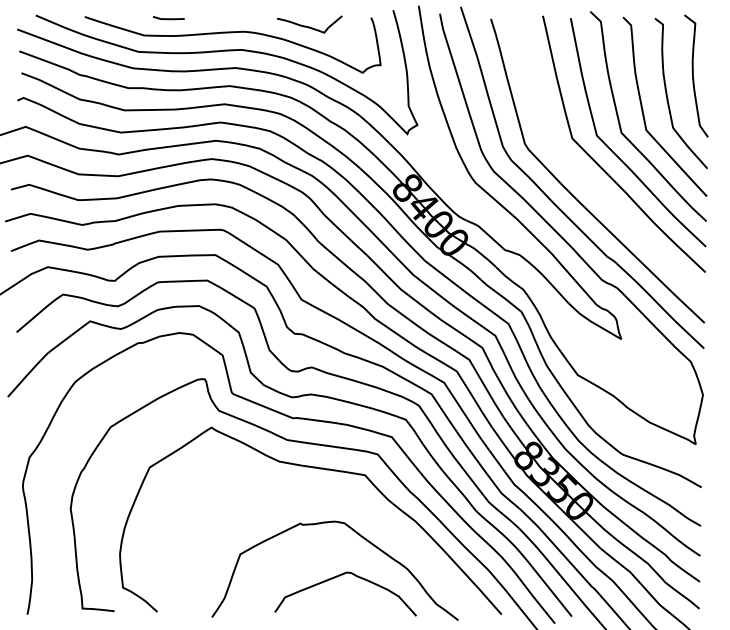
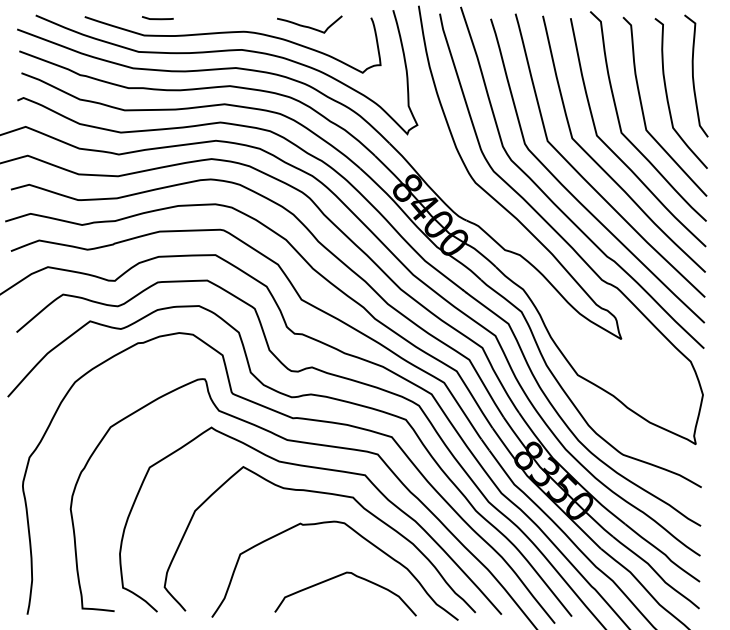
line position: (168, 18) -> (157, 18) (157, 18)
curve: none -> present (585, 178)
curve: none -> present (326, 494)
